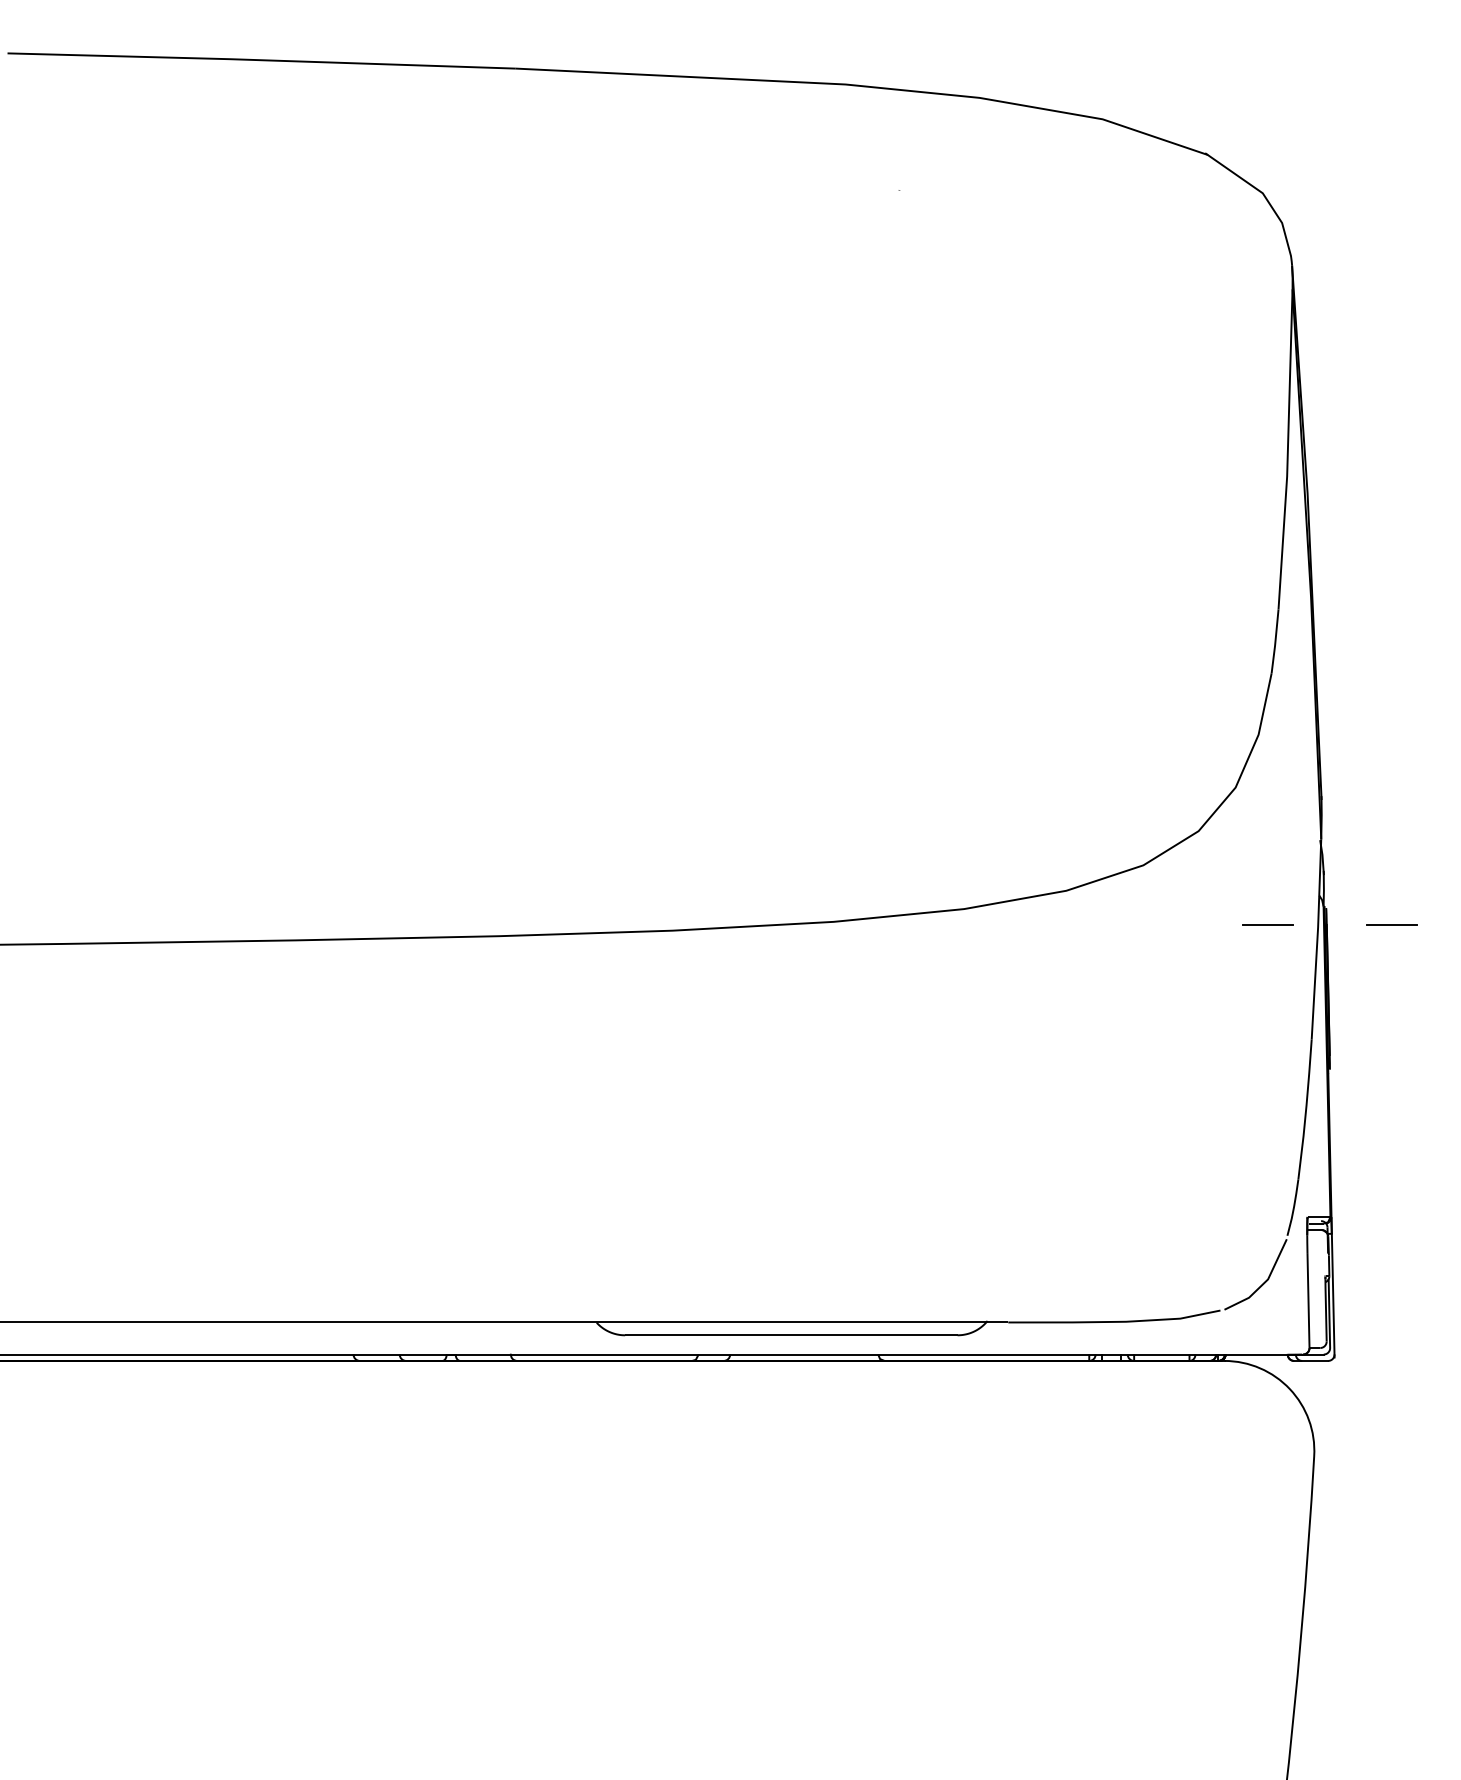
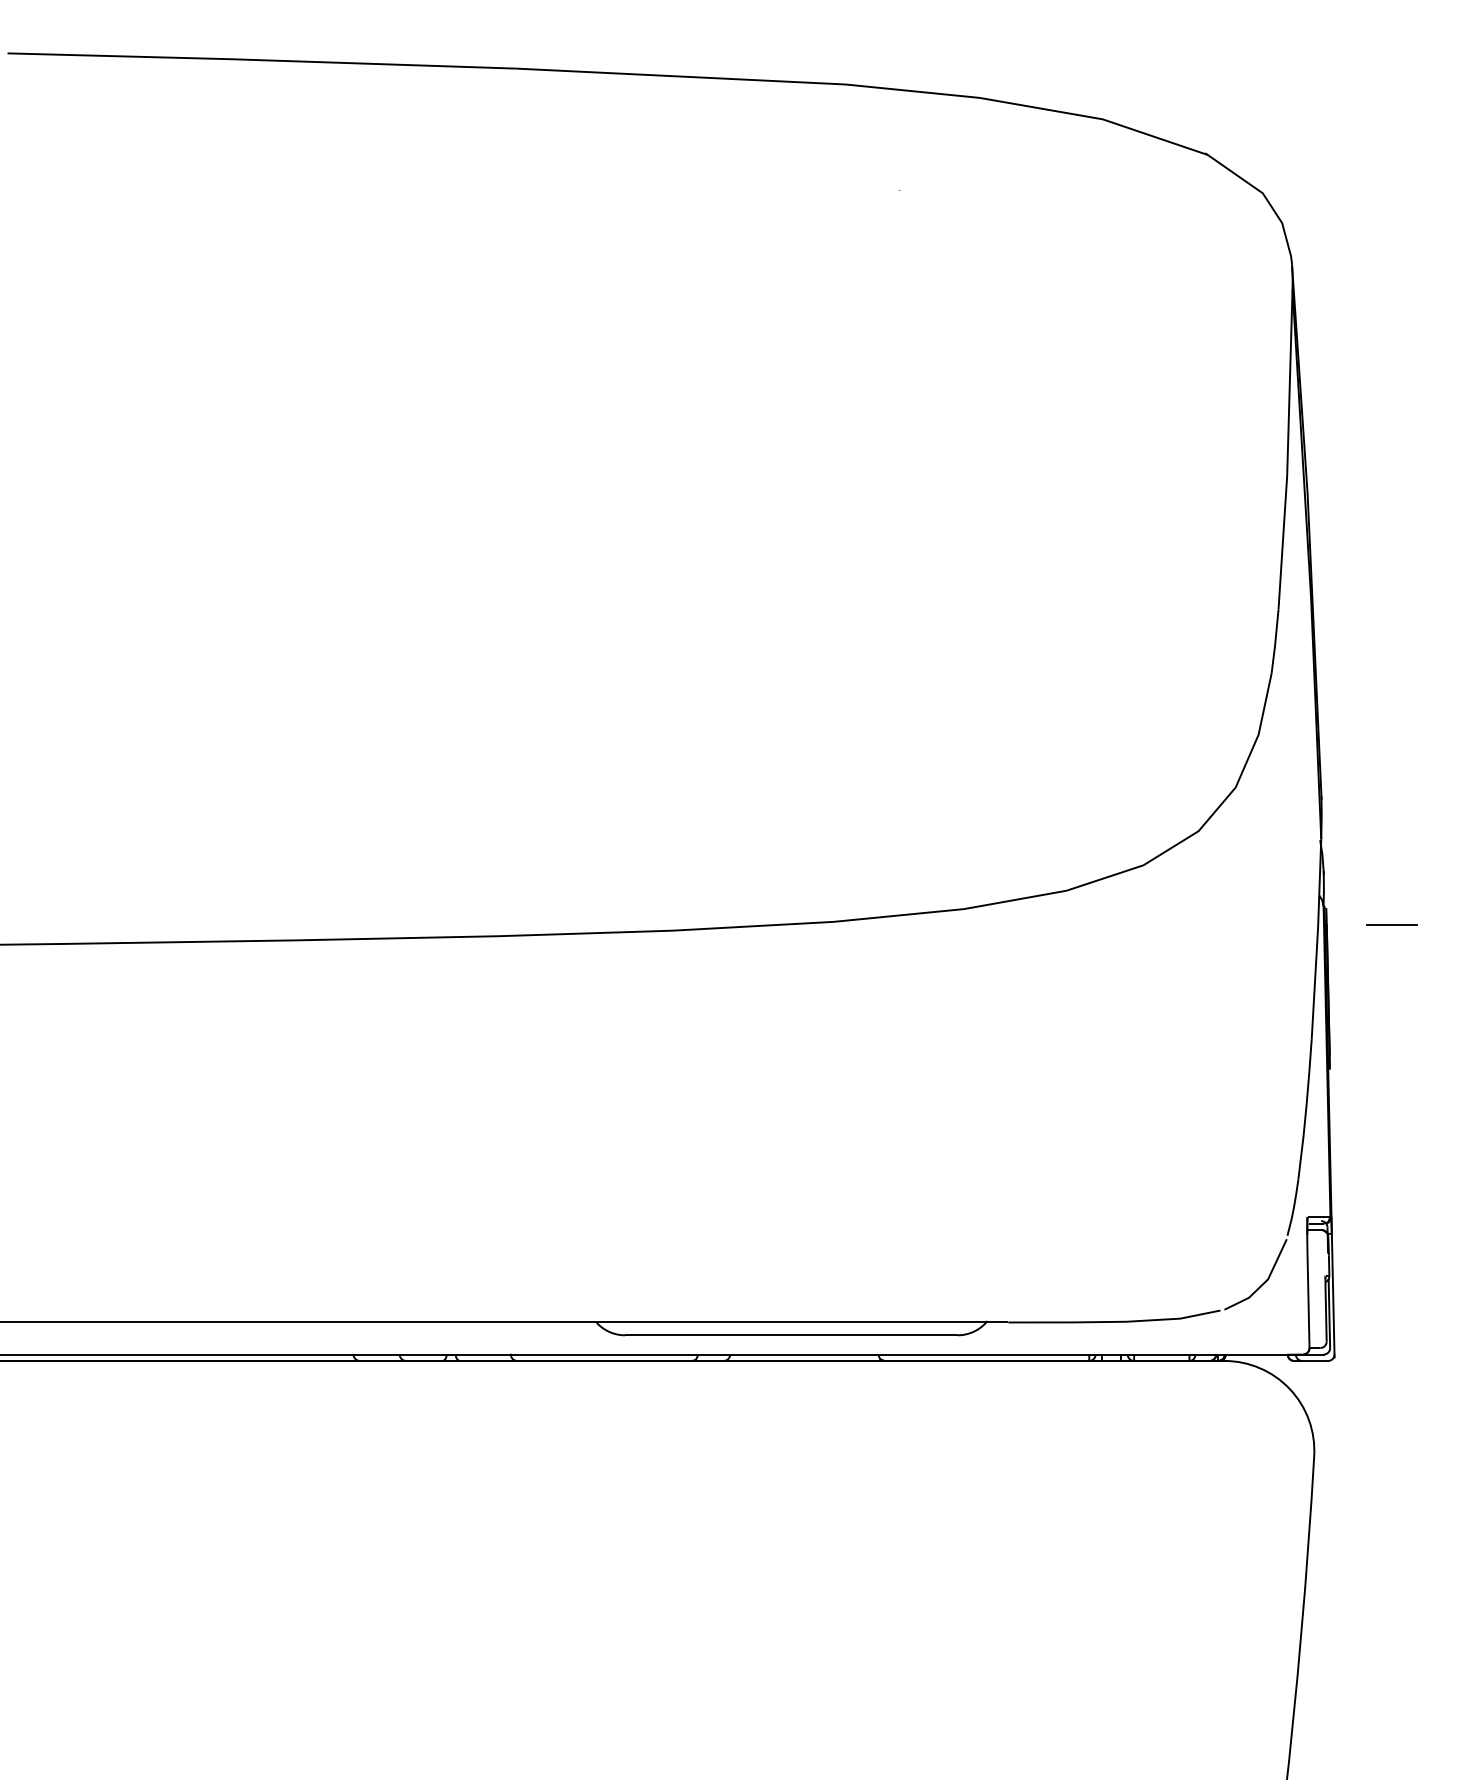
line: present -> none (1267, 924)
